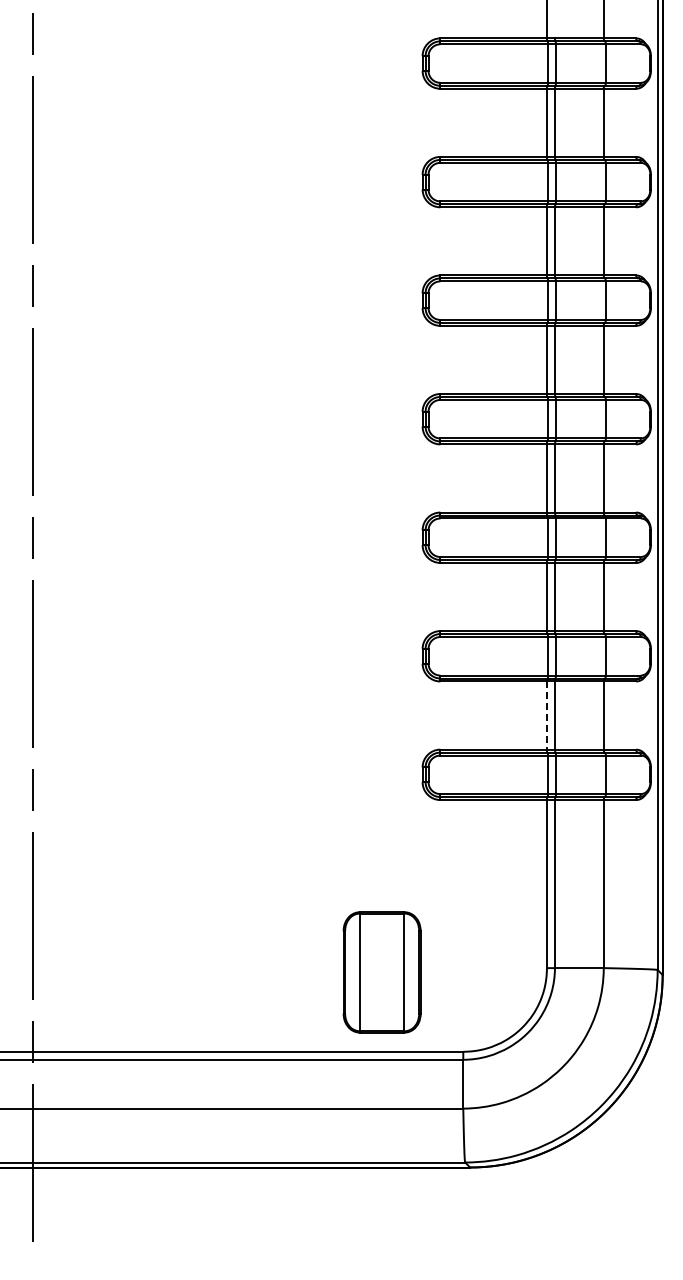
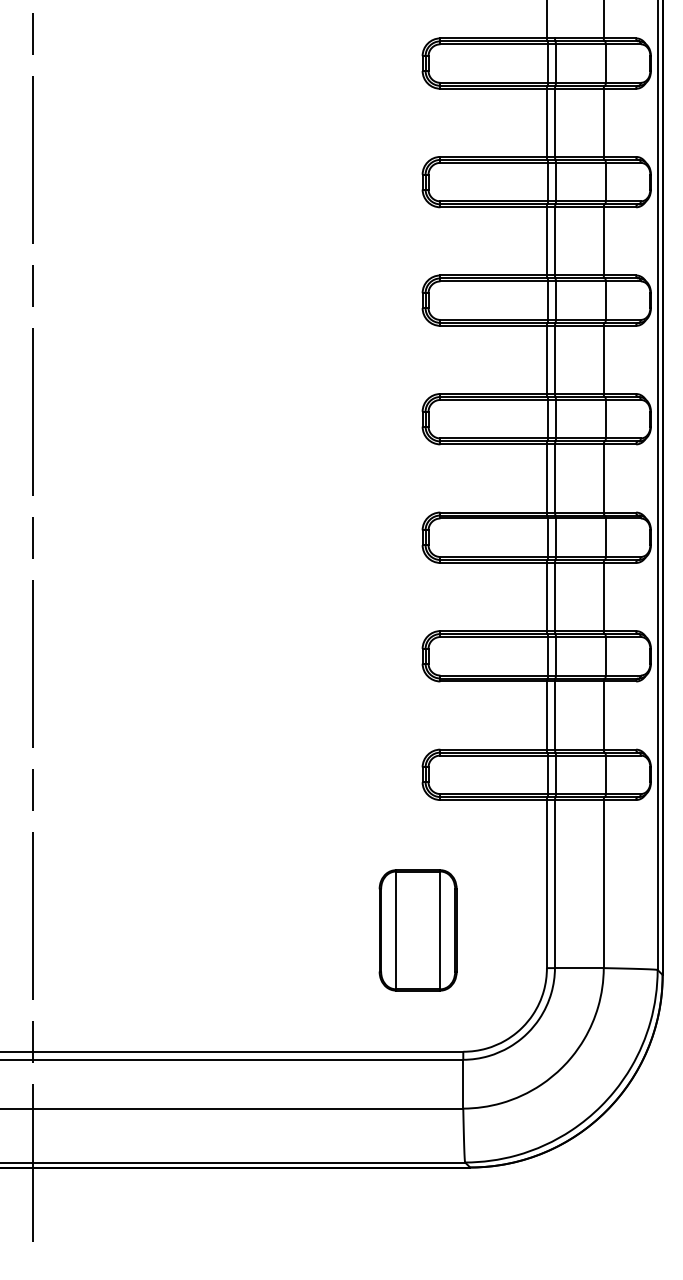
line: dashed -> solid (546, 716)
part position: (381, 972) -> (417, 930) (417, 930)
